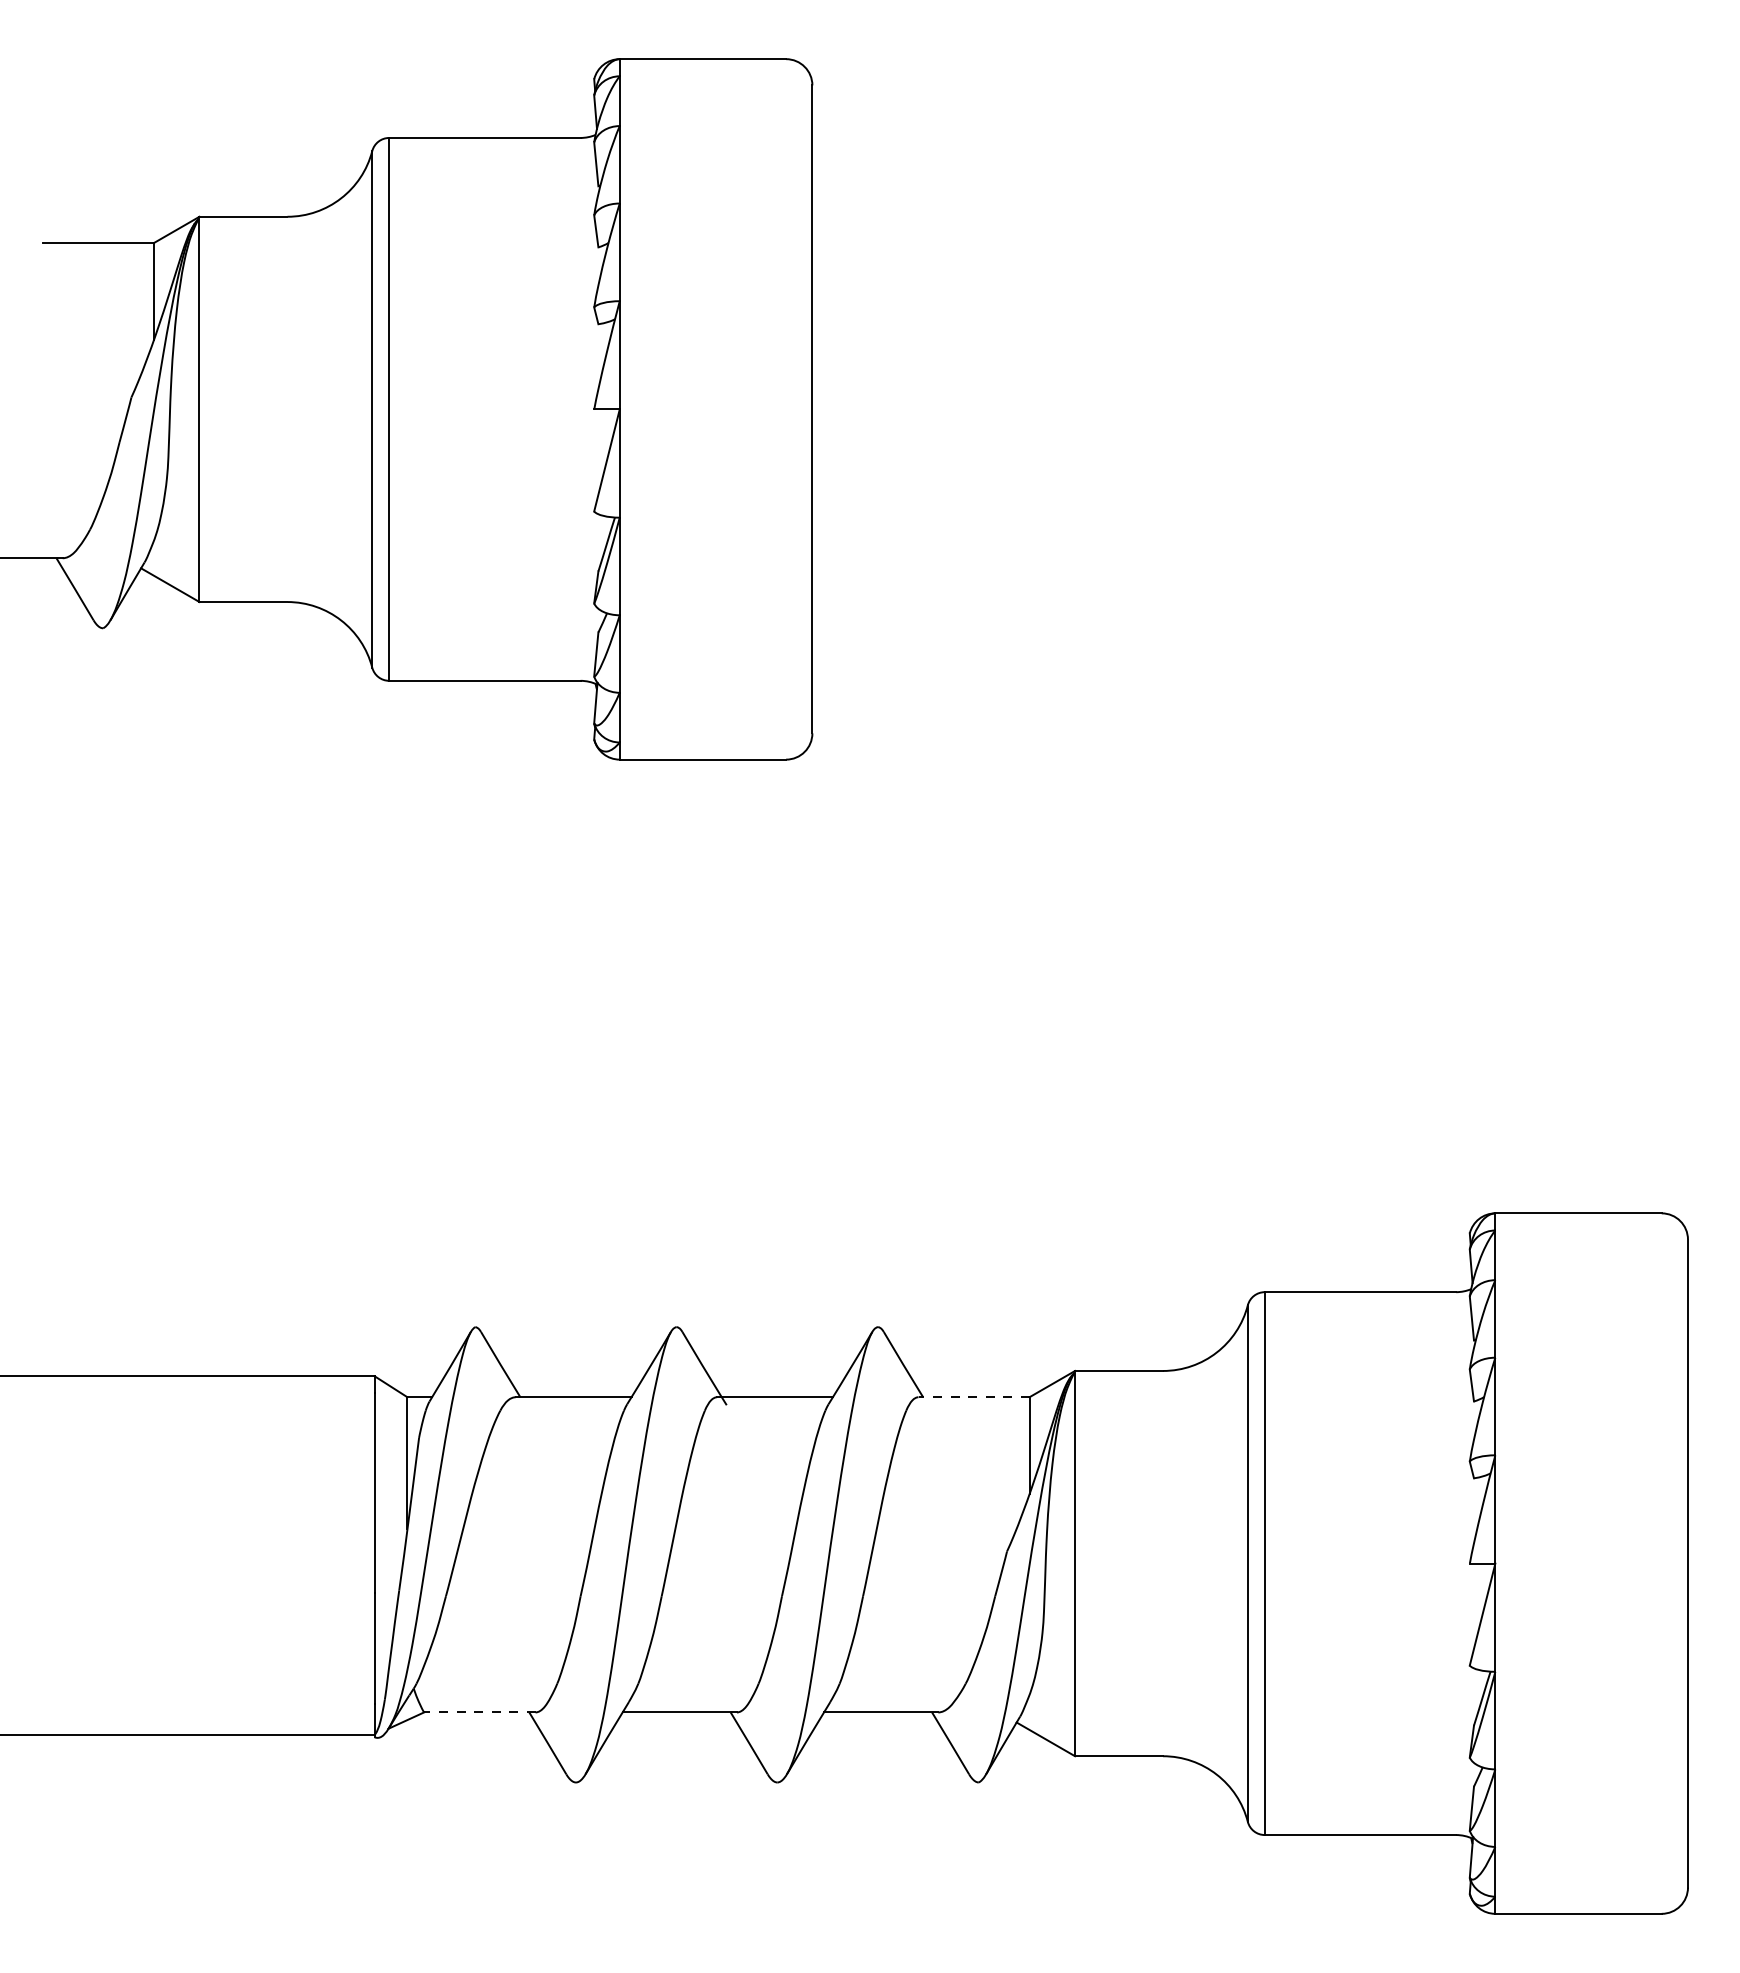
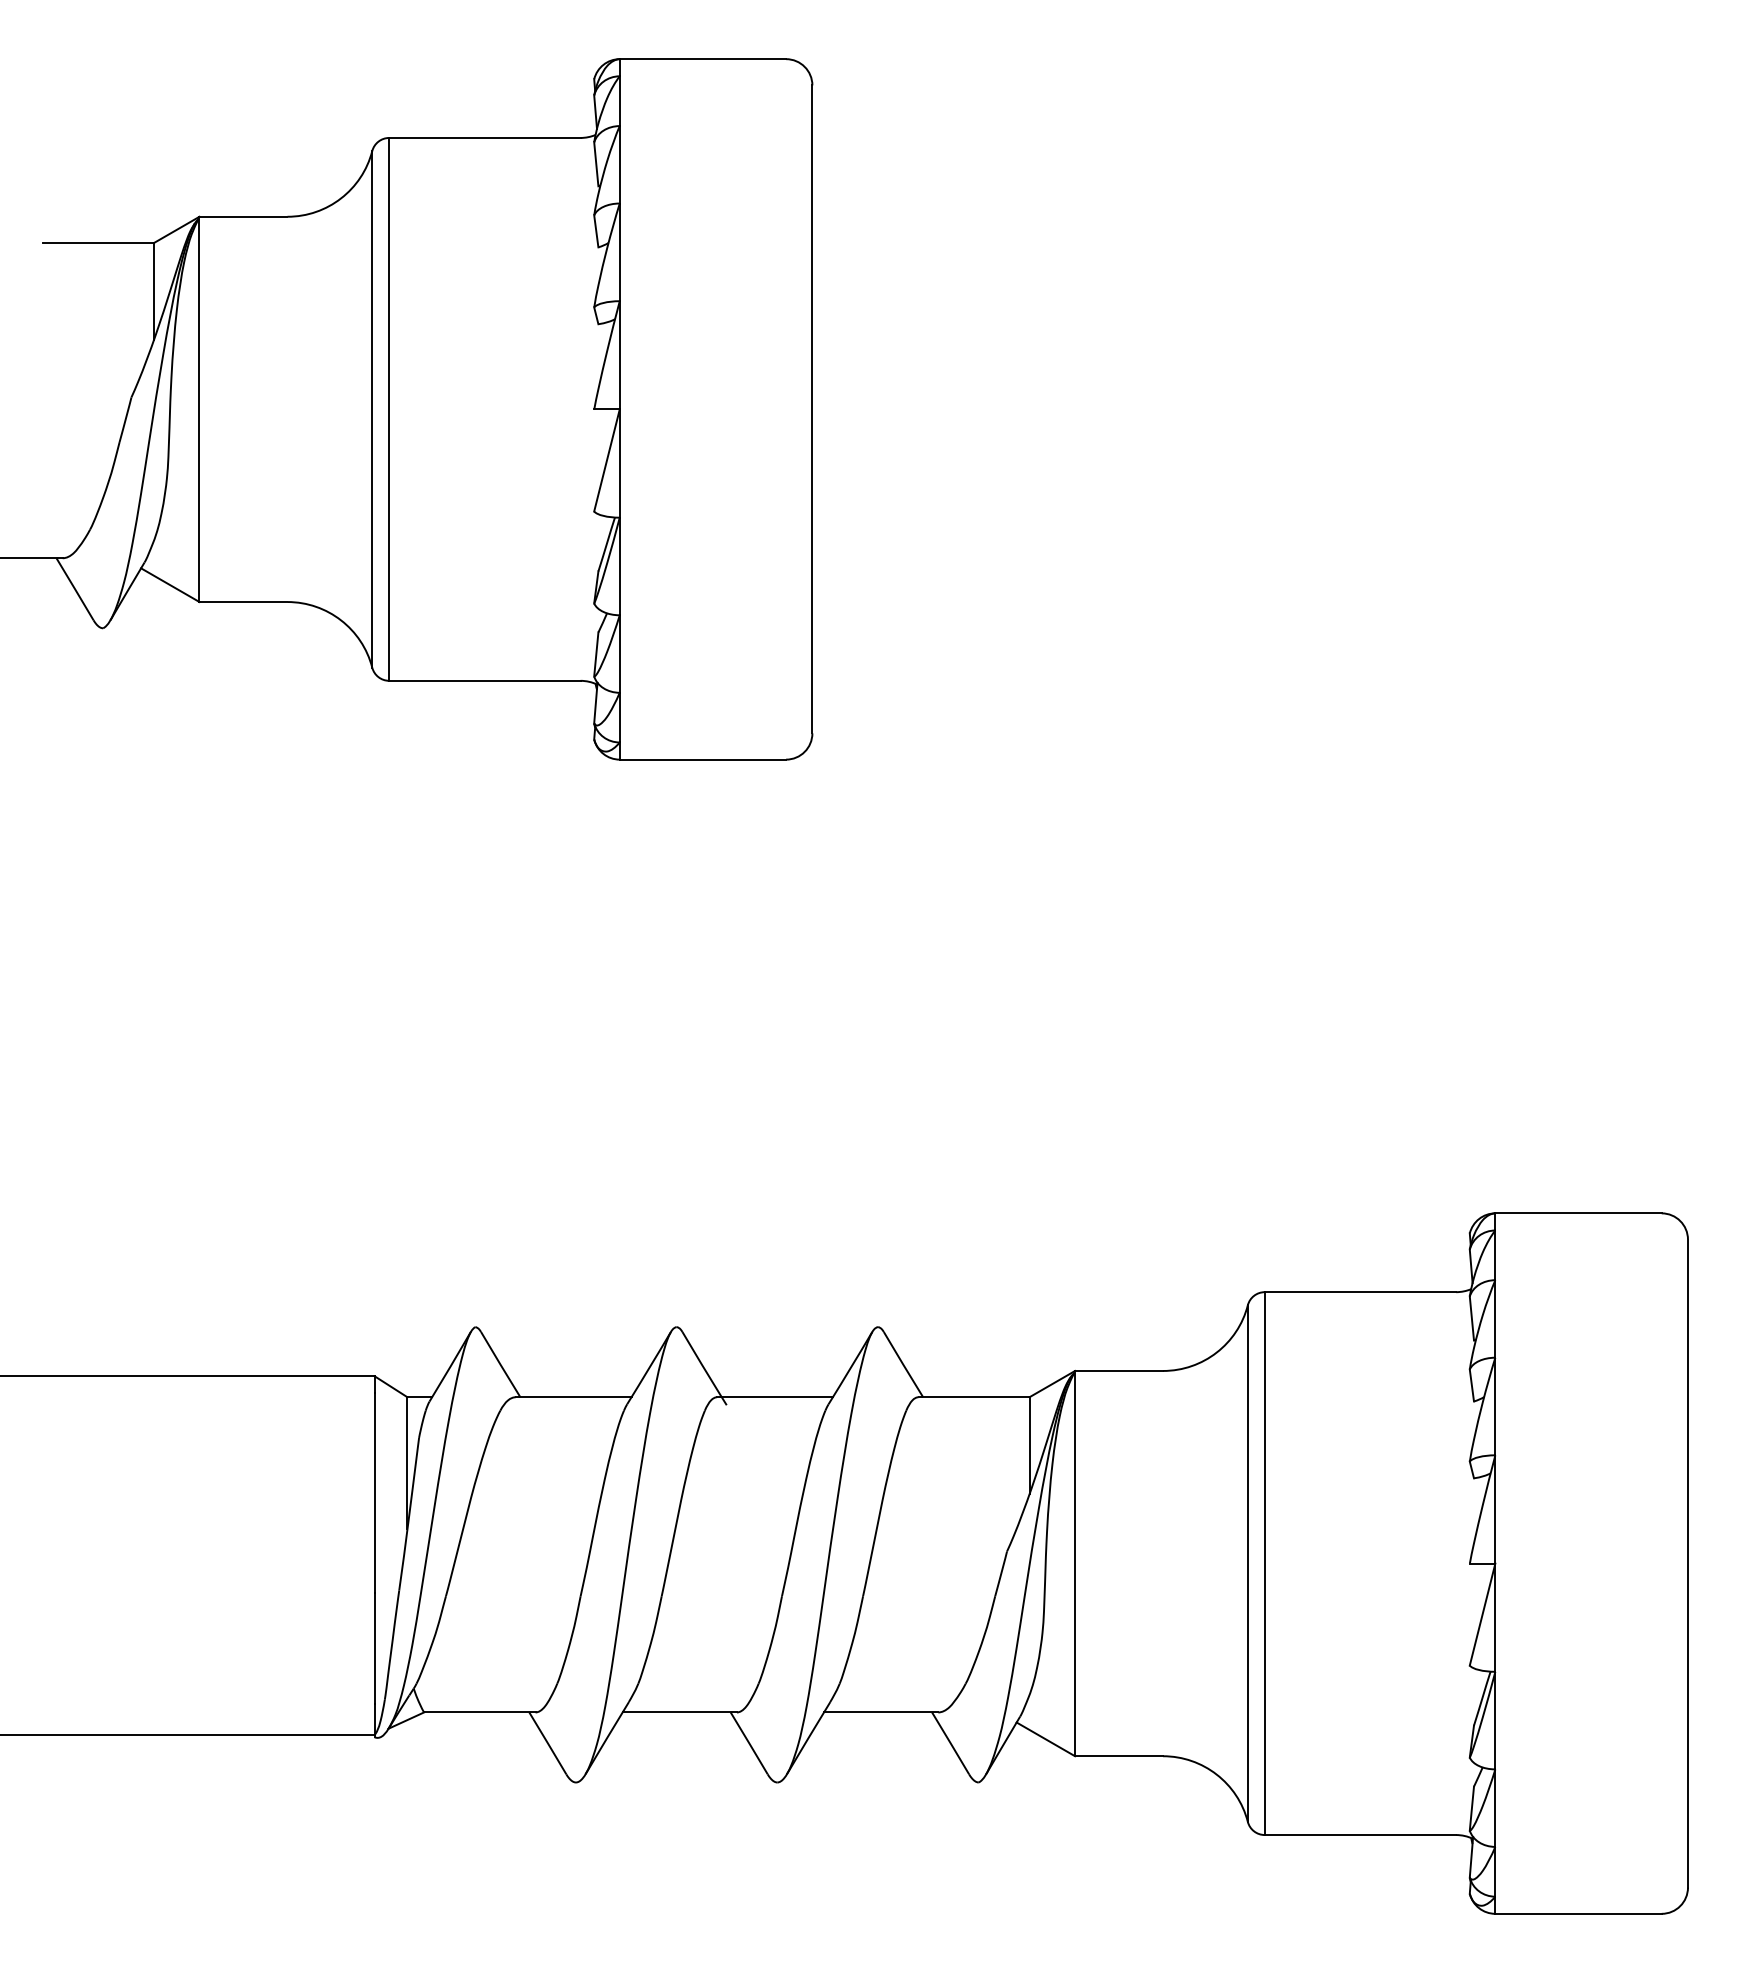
line: dashed -> solid (974, 1397)
line: dashed -> solid (479, 1712)
